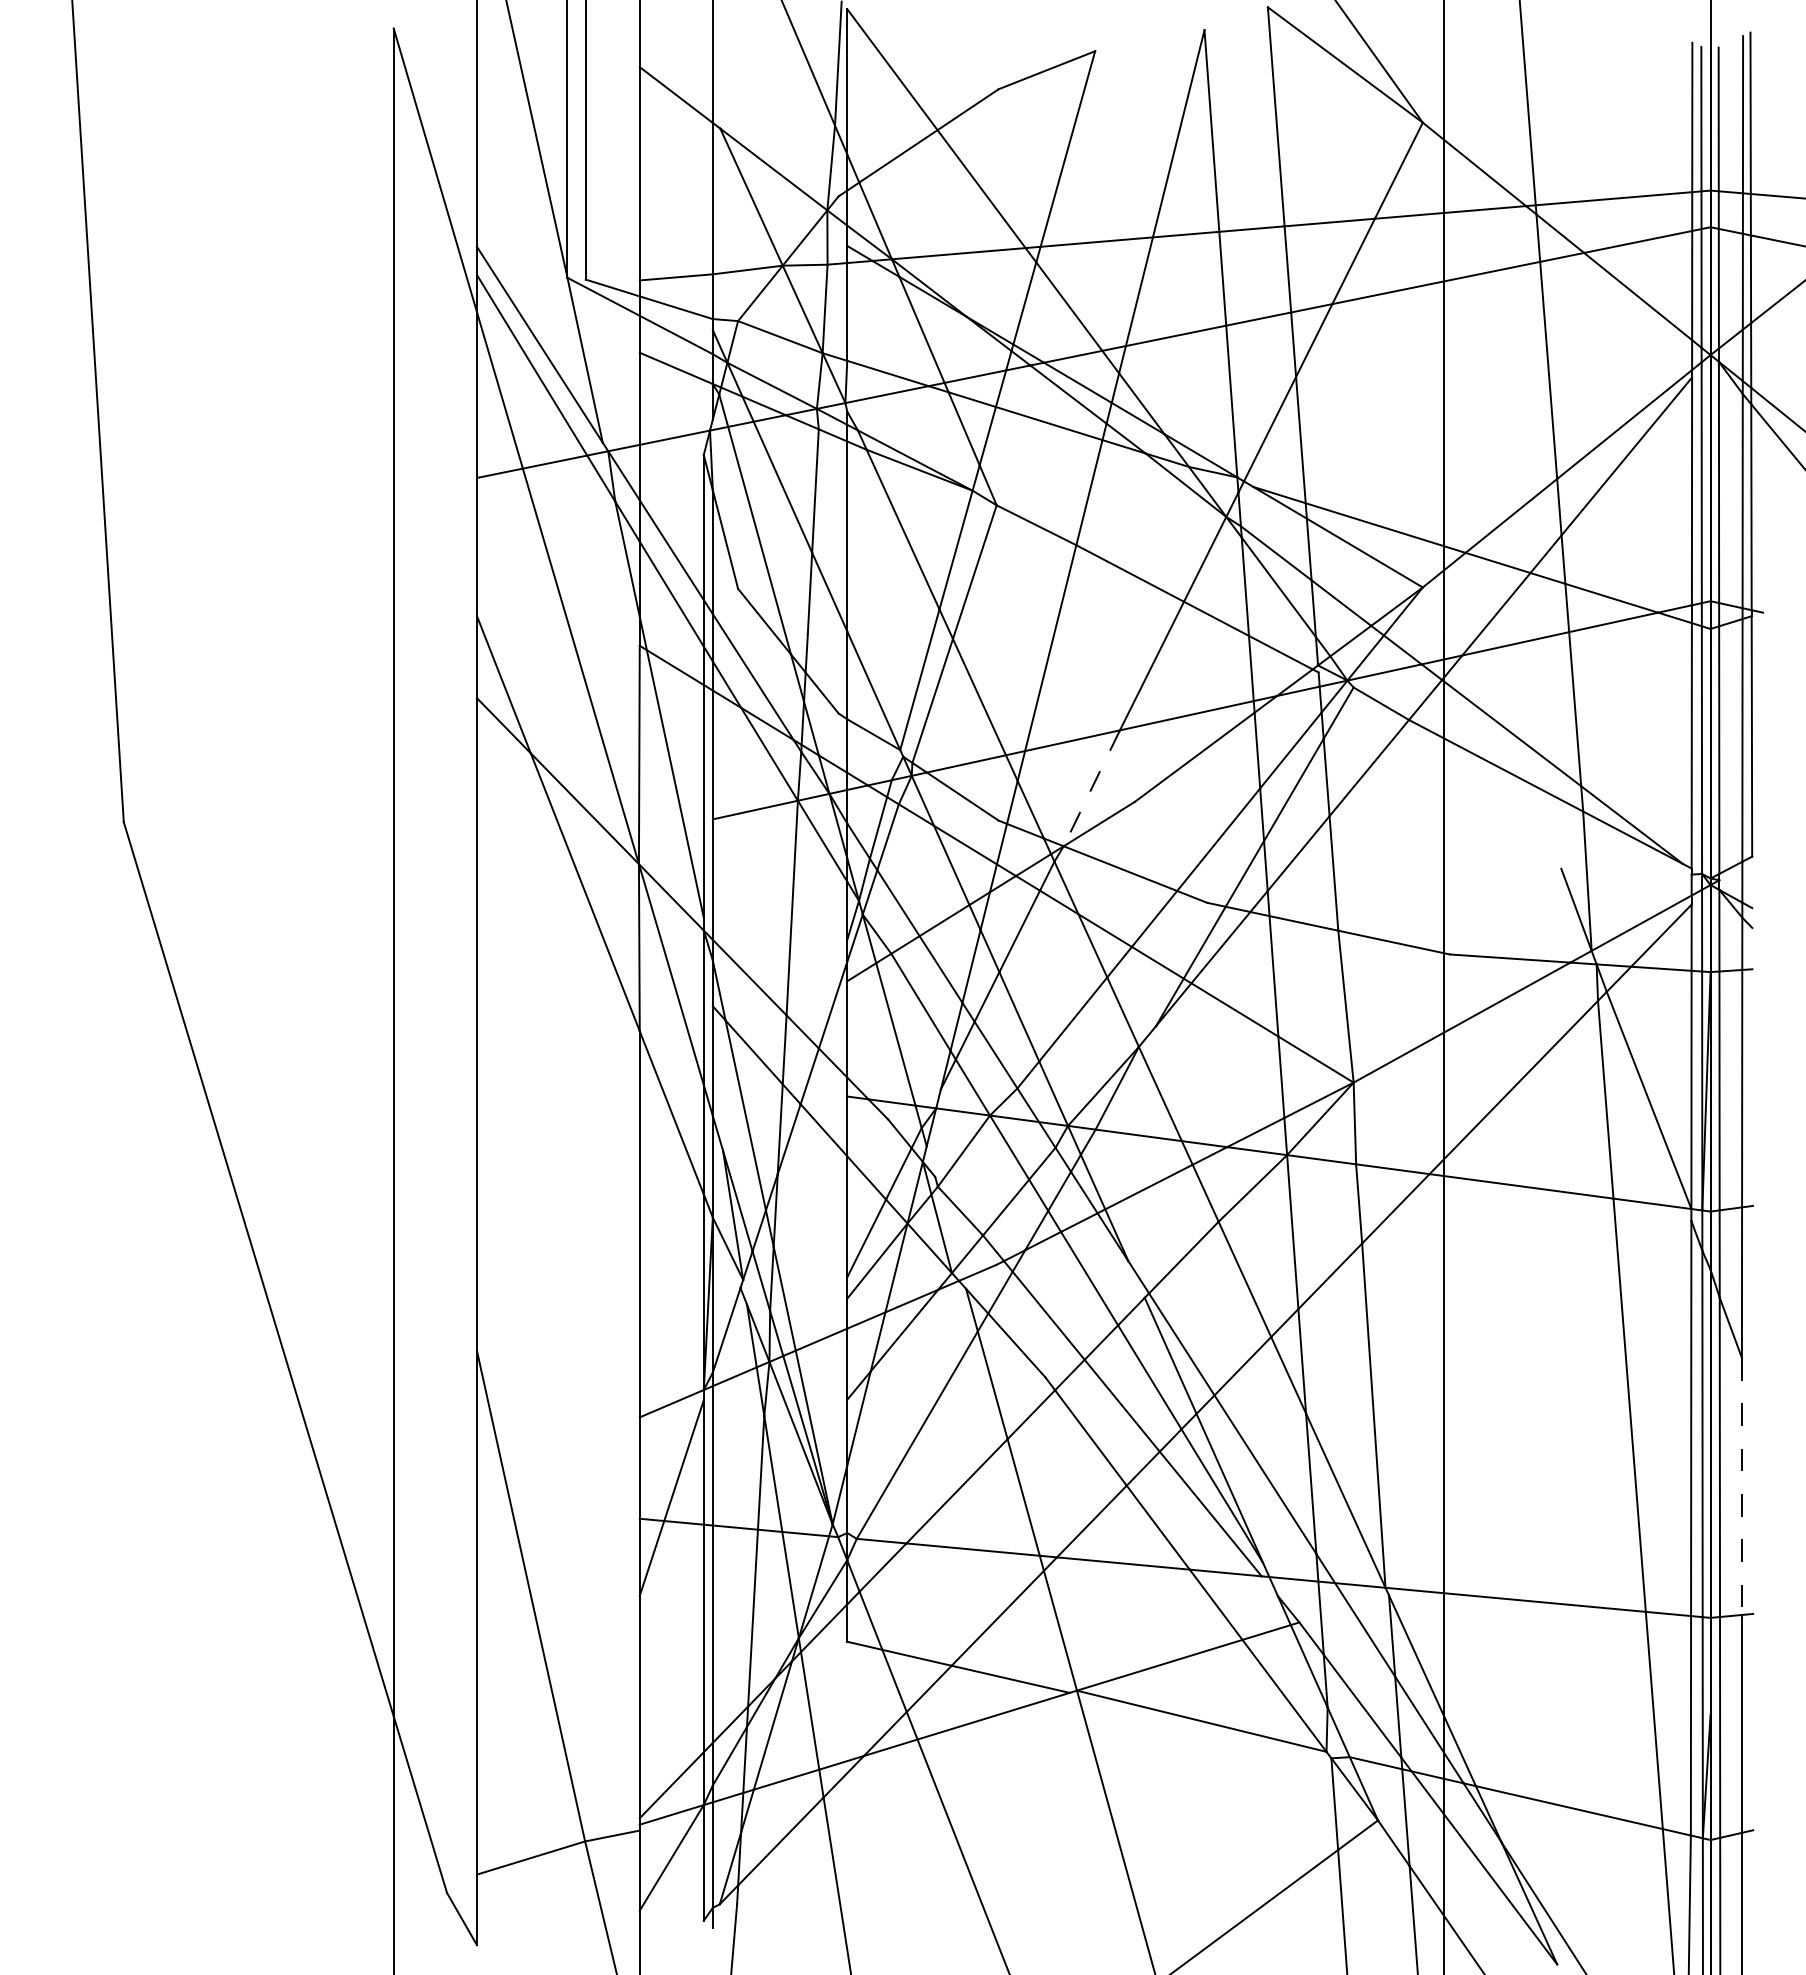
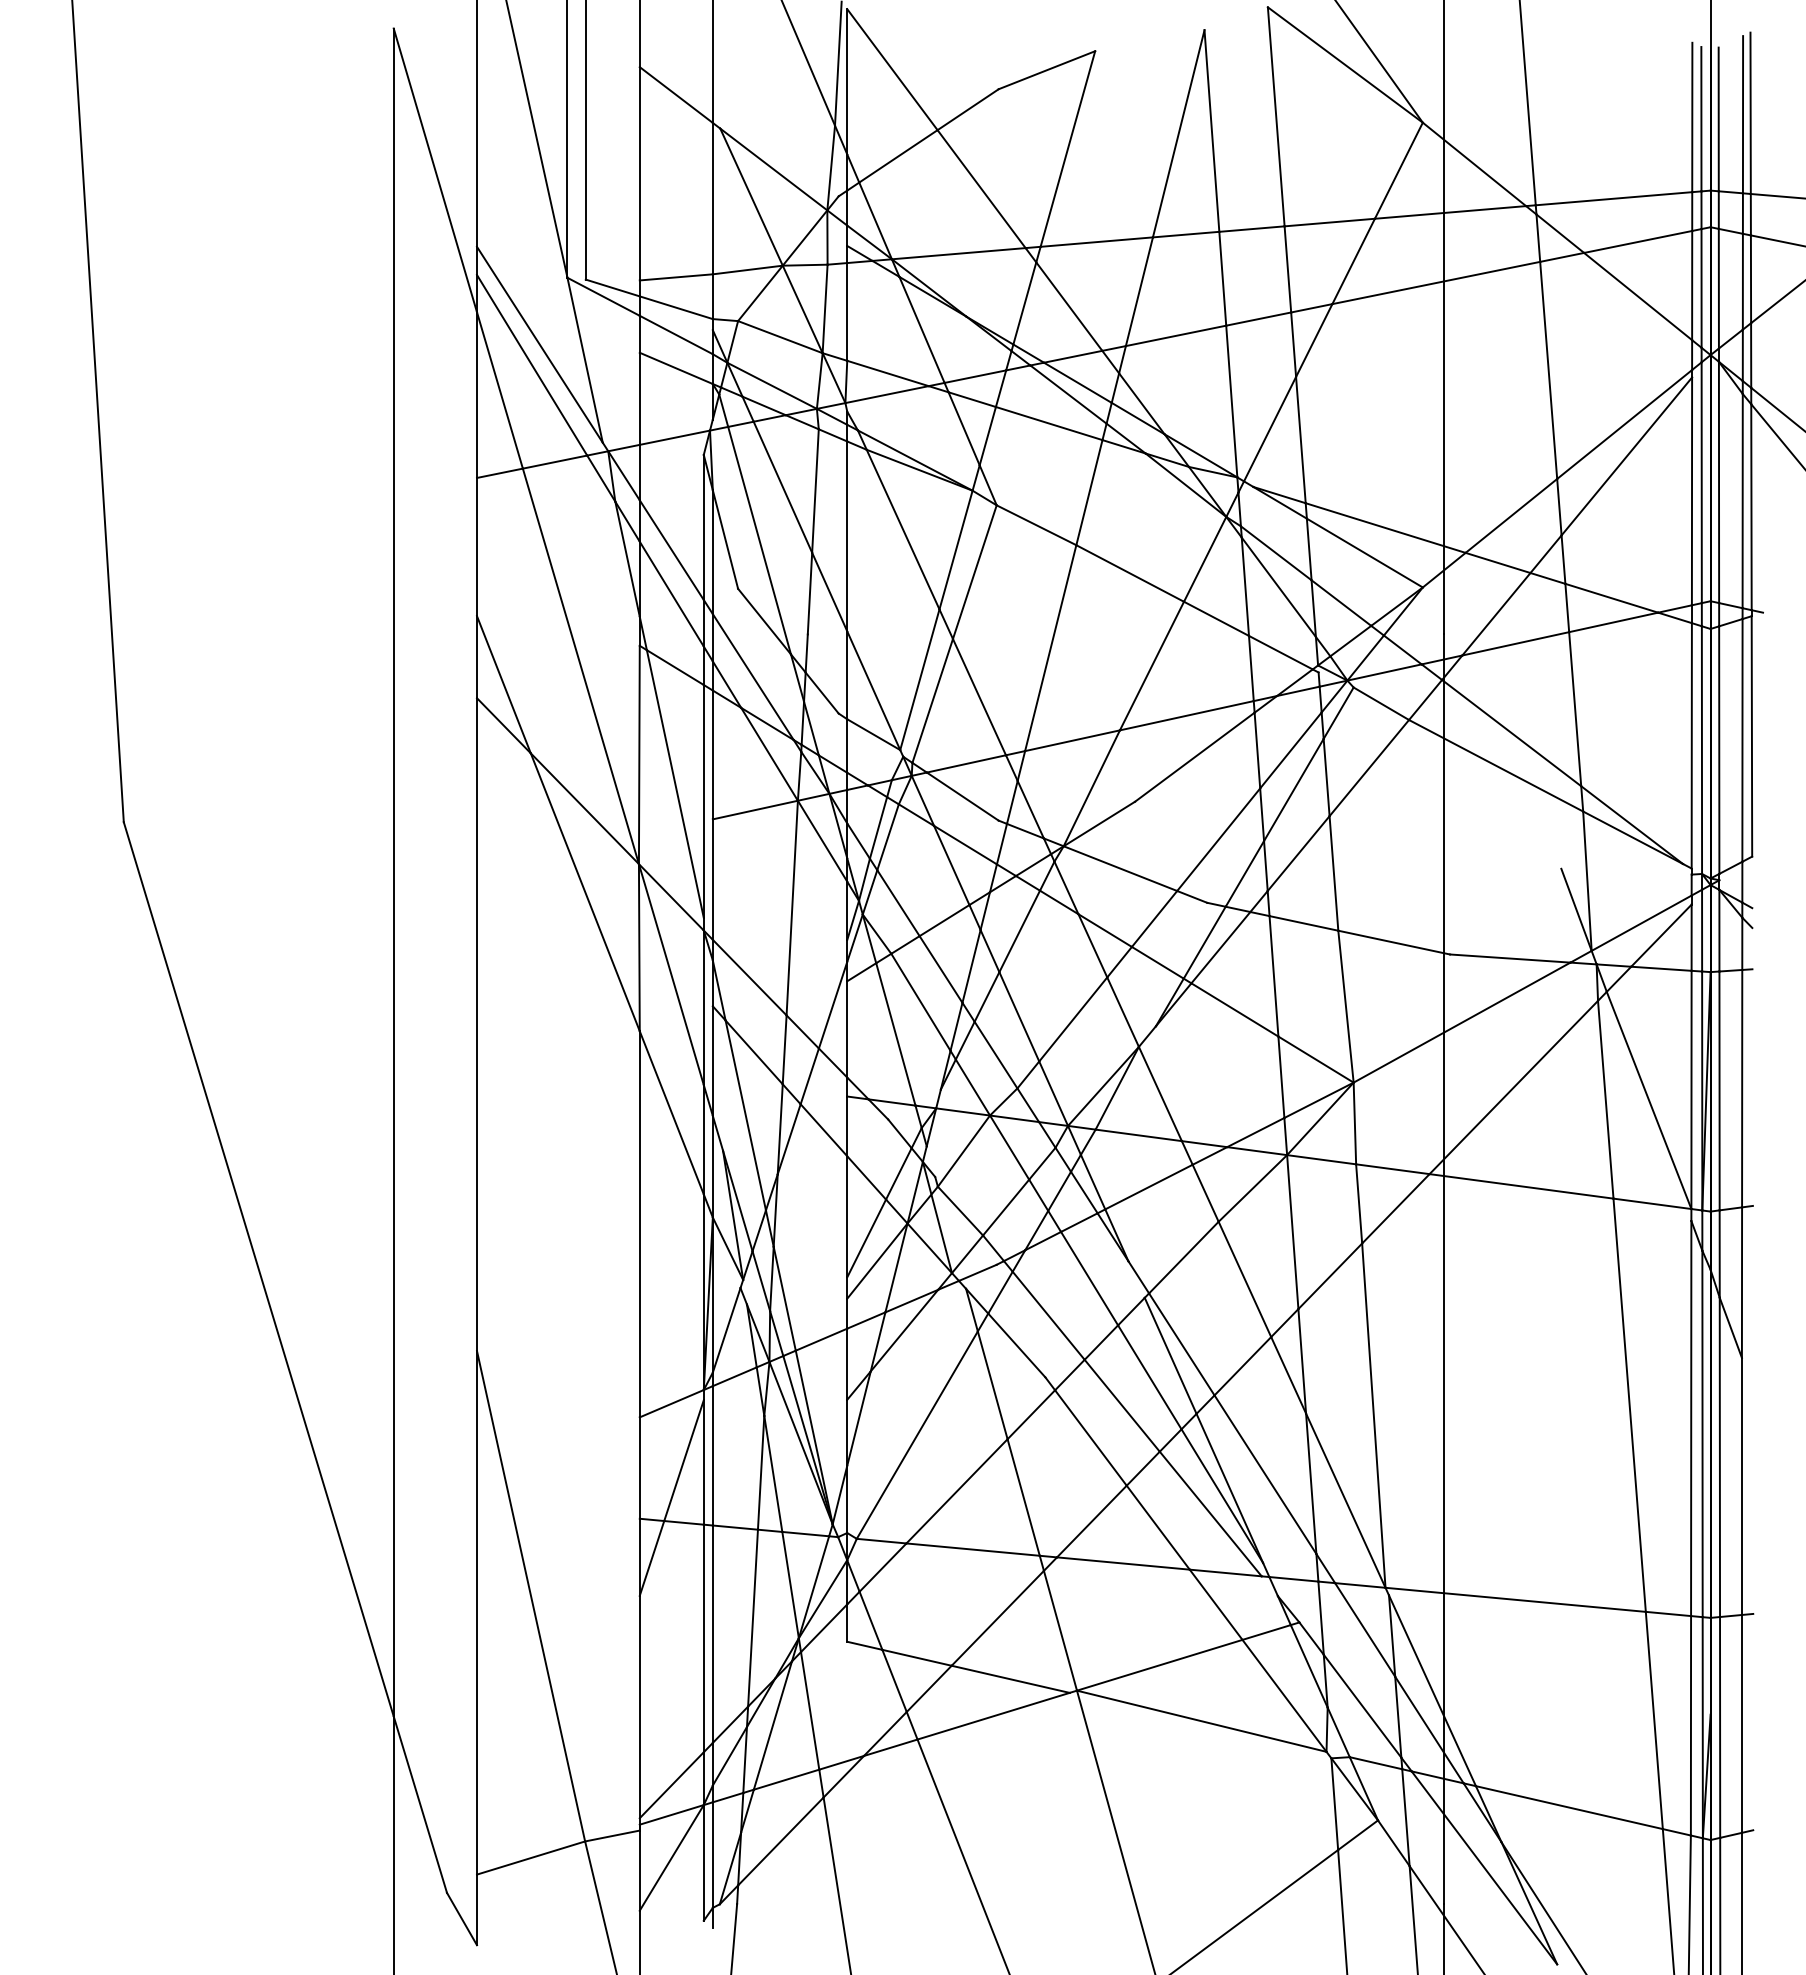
line: dashed -> solid (1091, 788)
line: dashed -> solid (1741, 1486)
